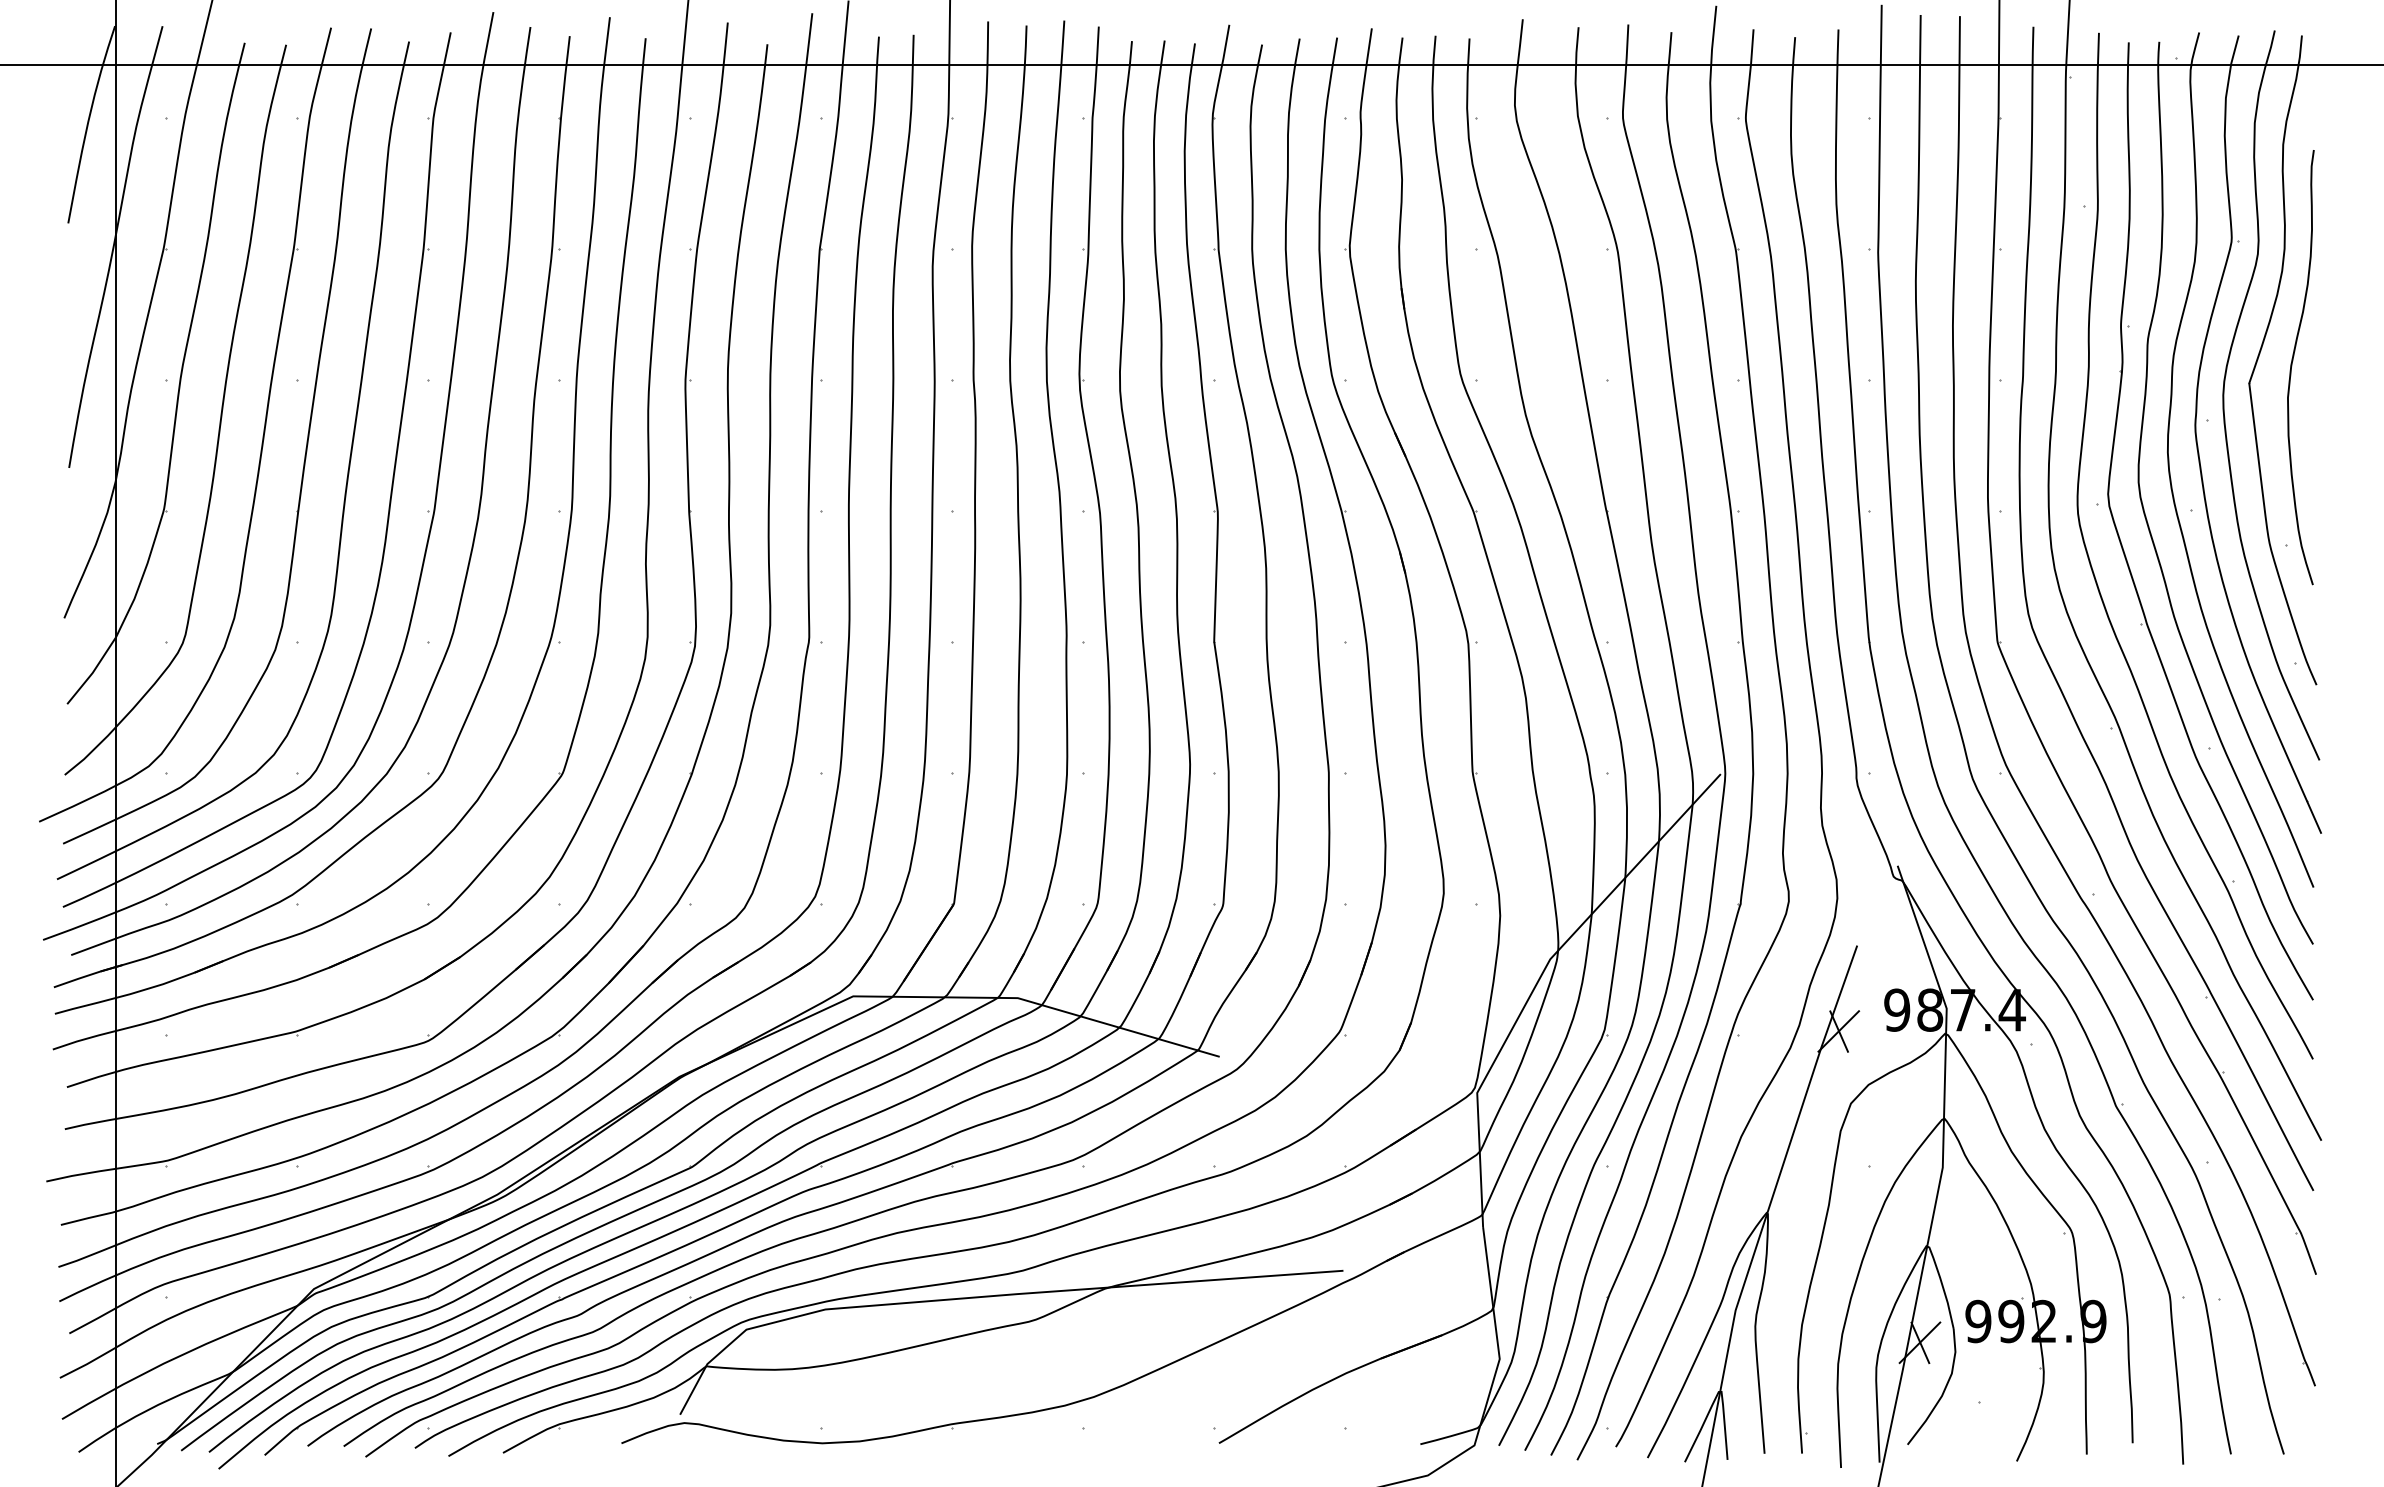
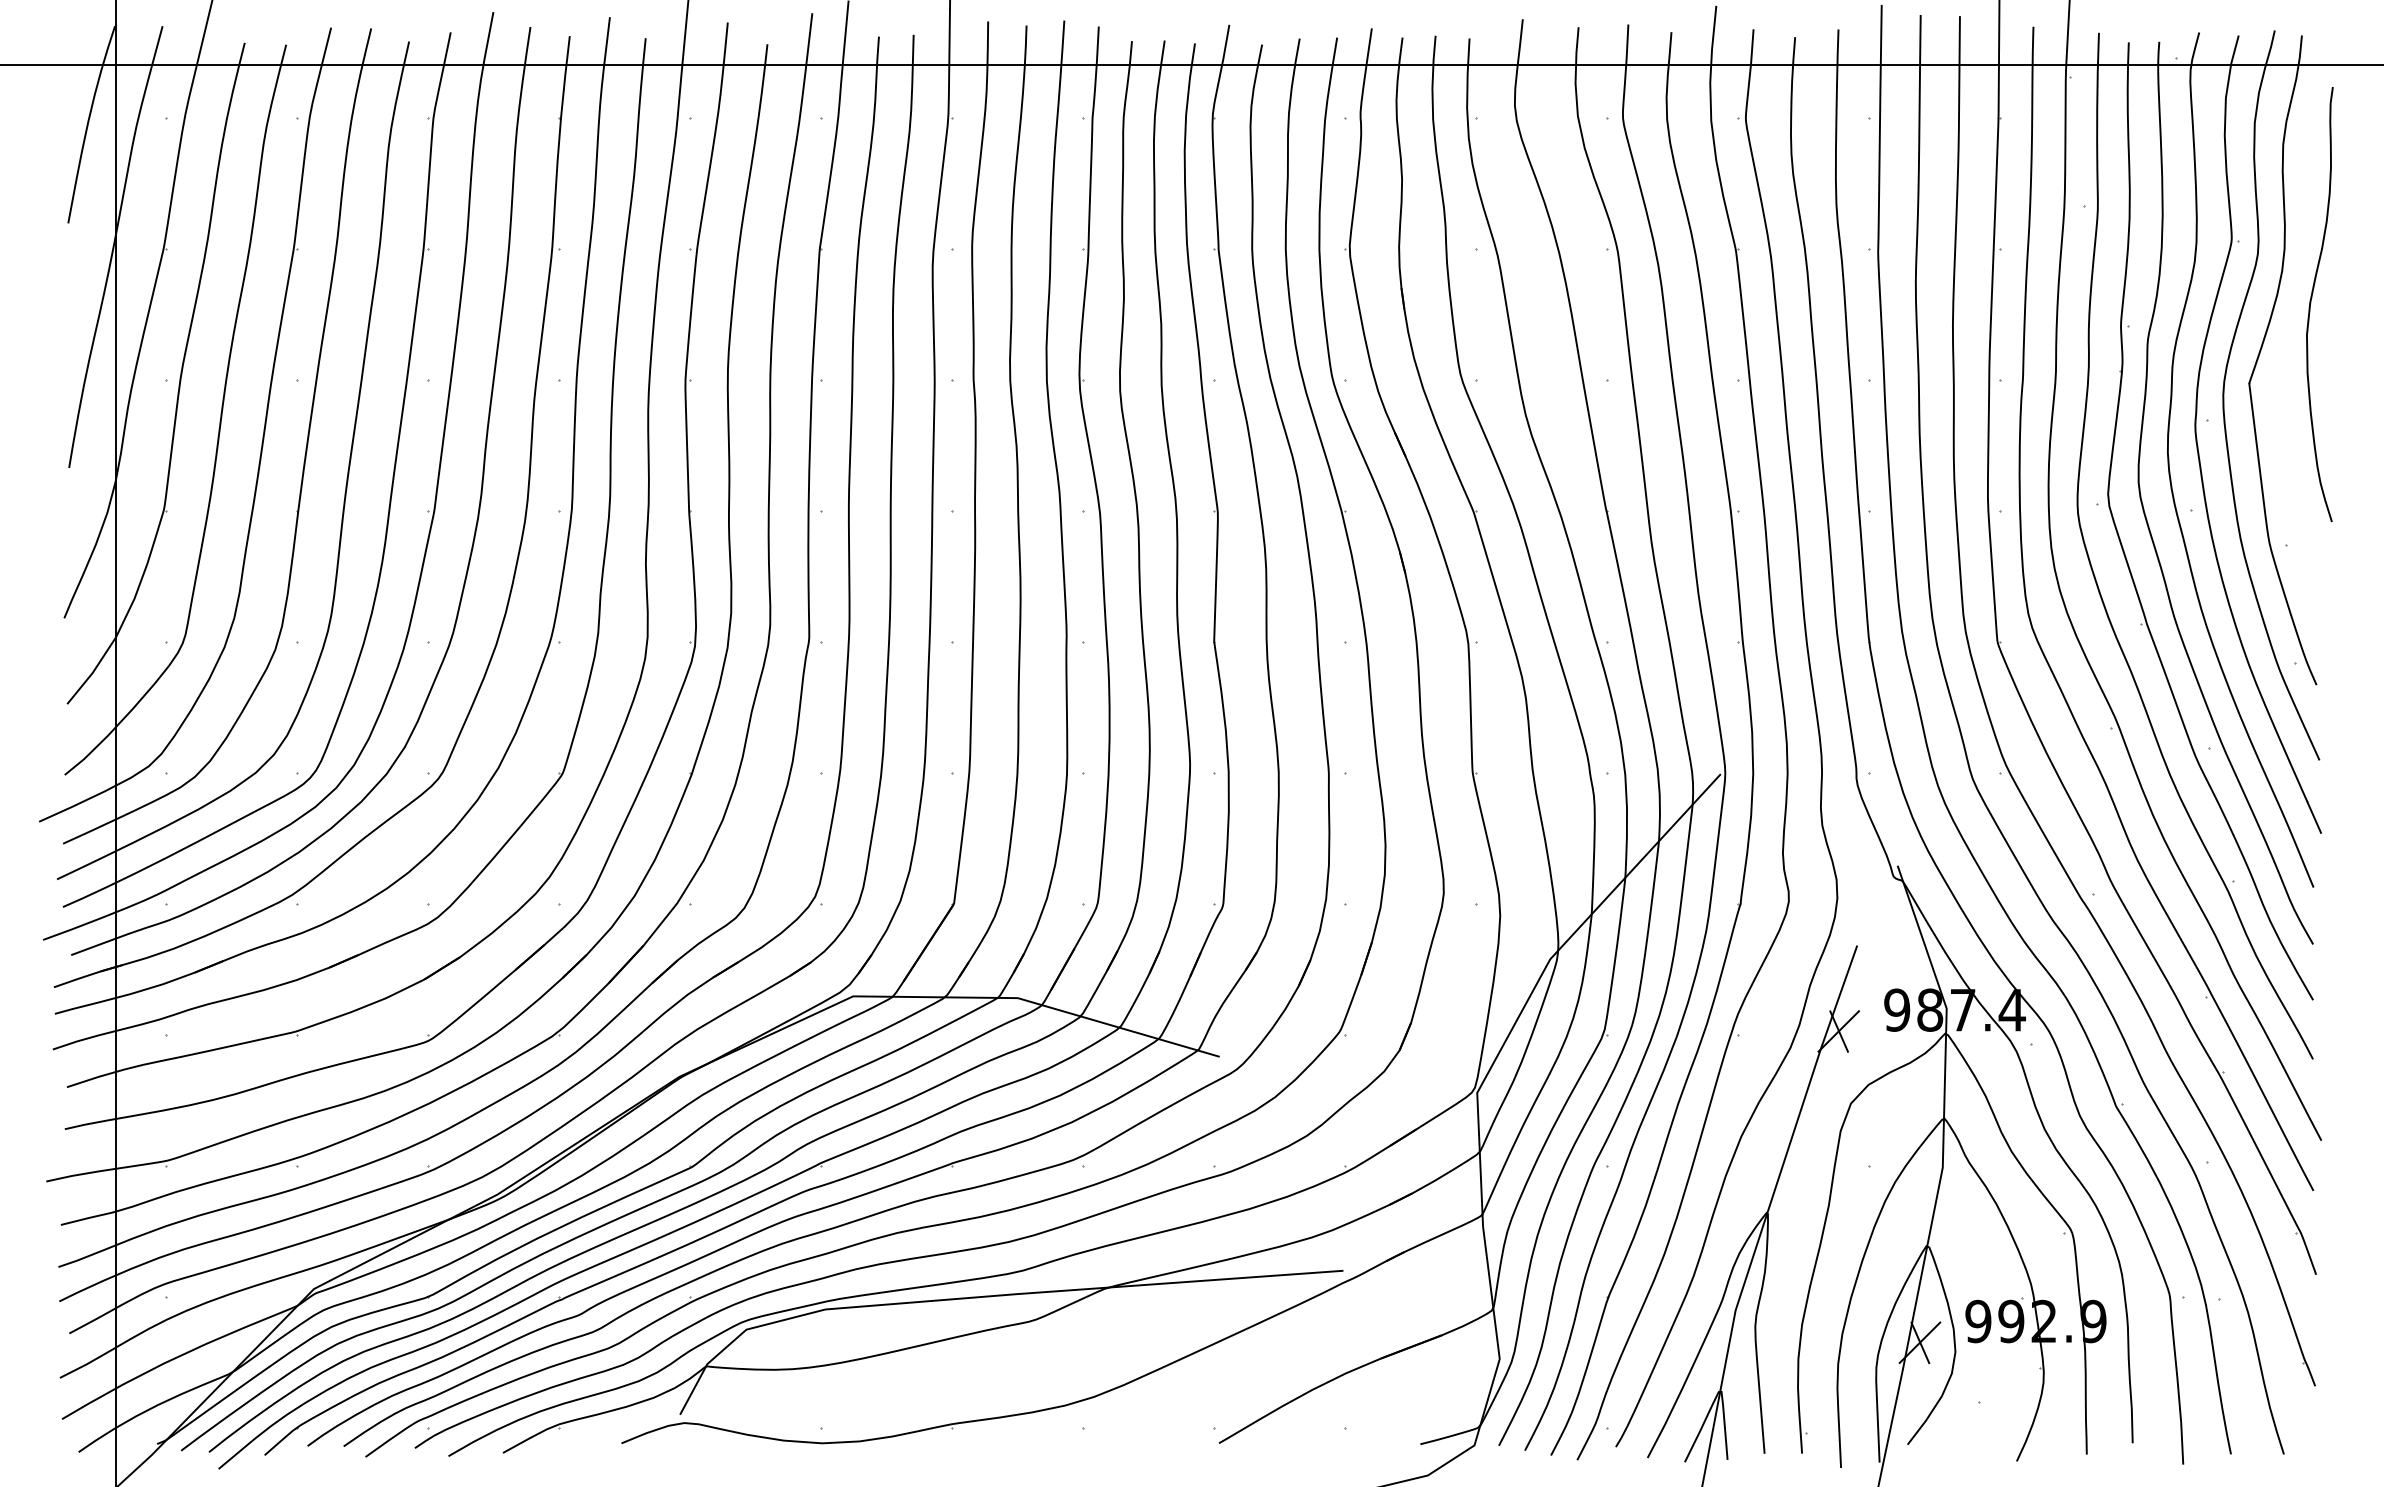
curve position: (2292, 366) -> (2311, 303) (2311, 303)
